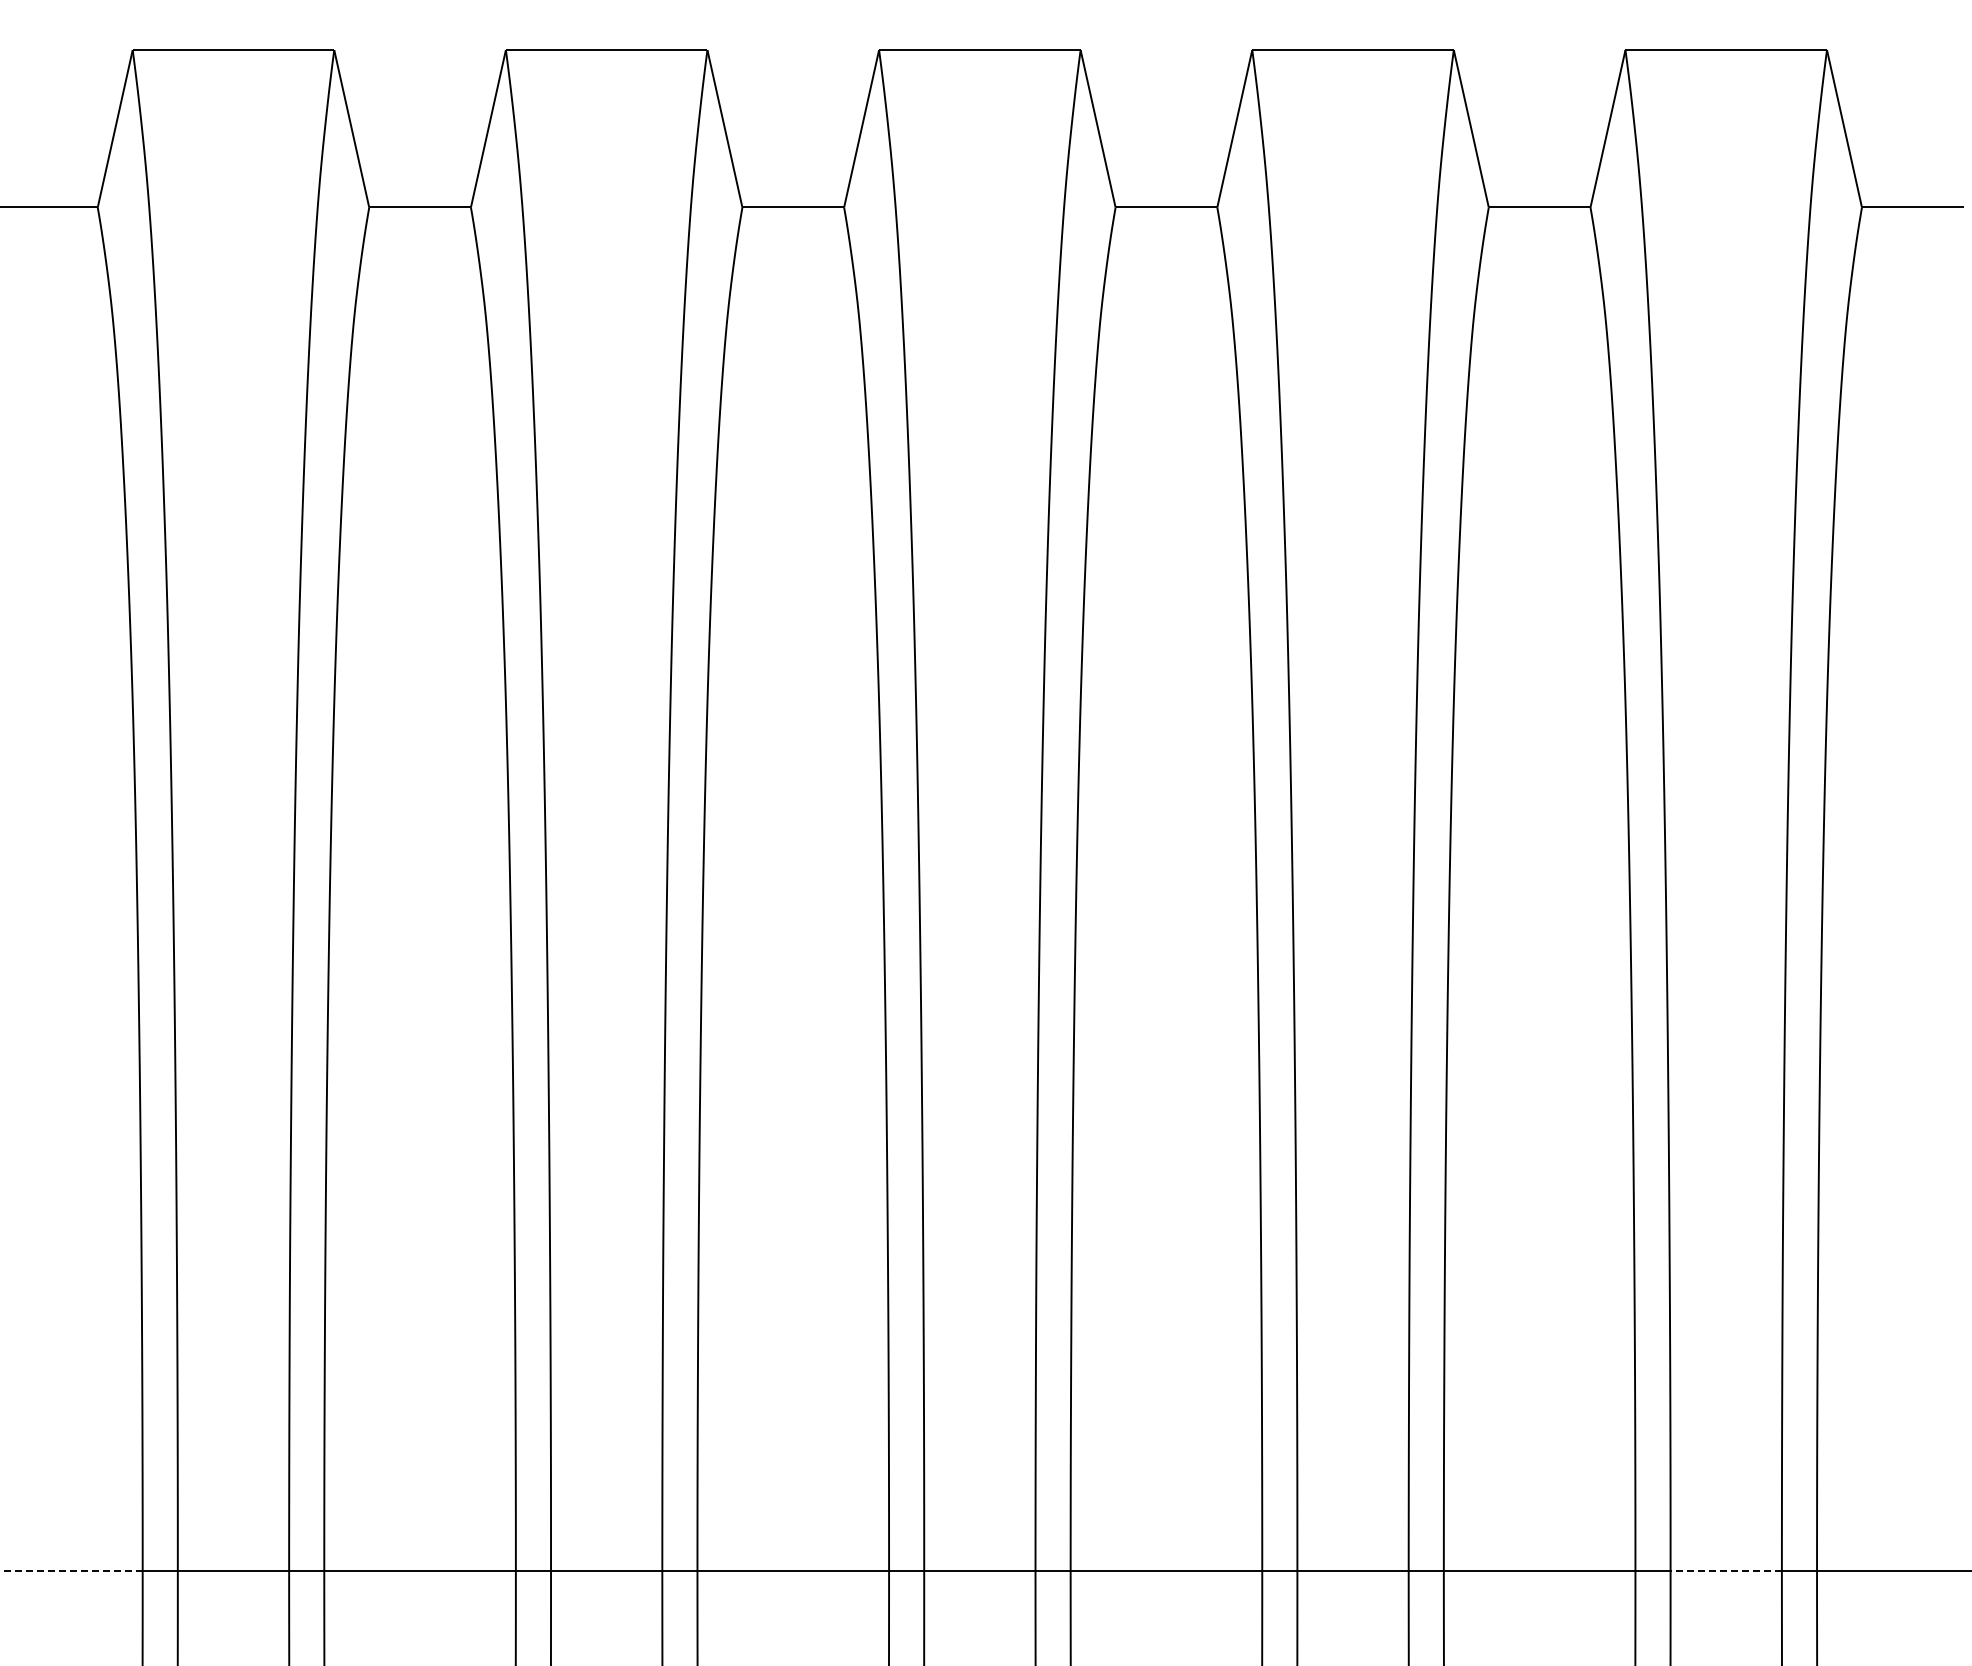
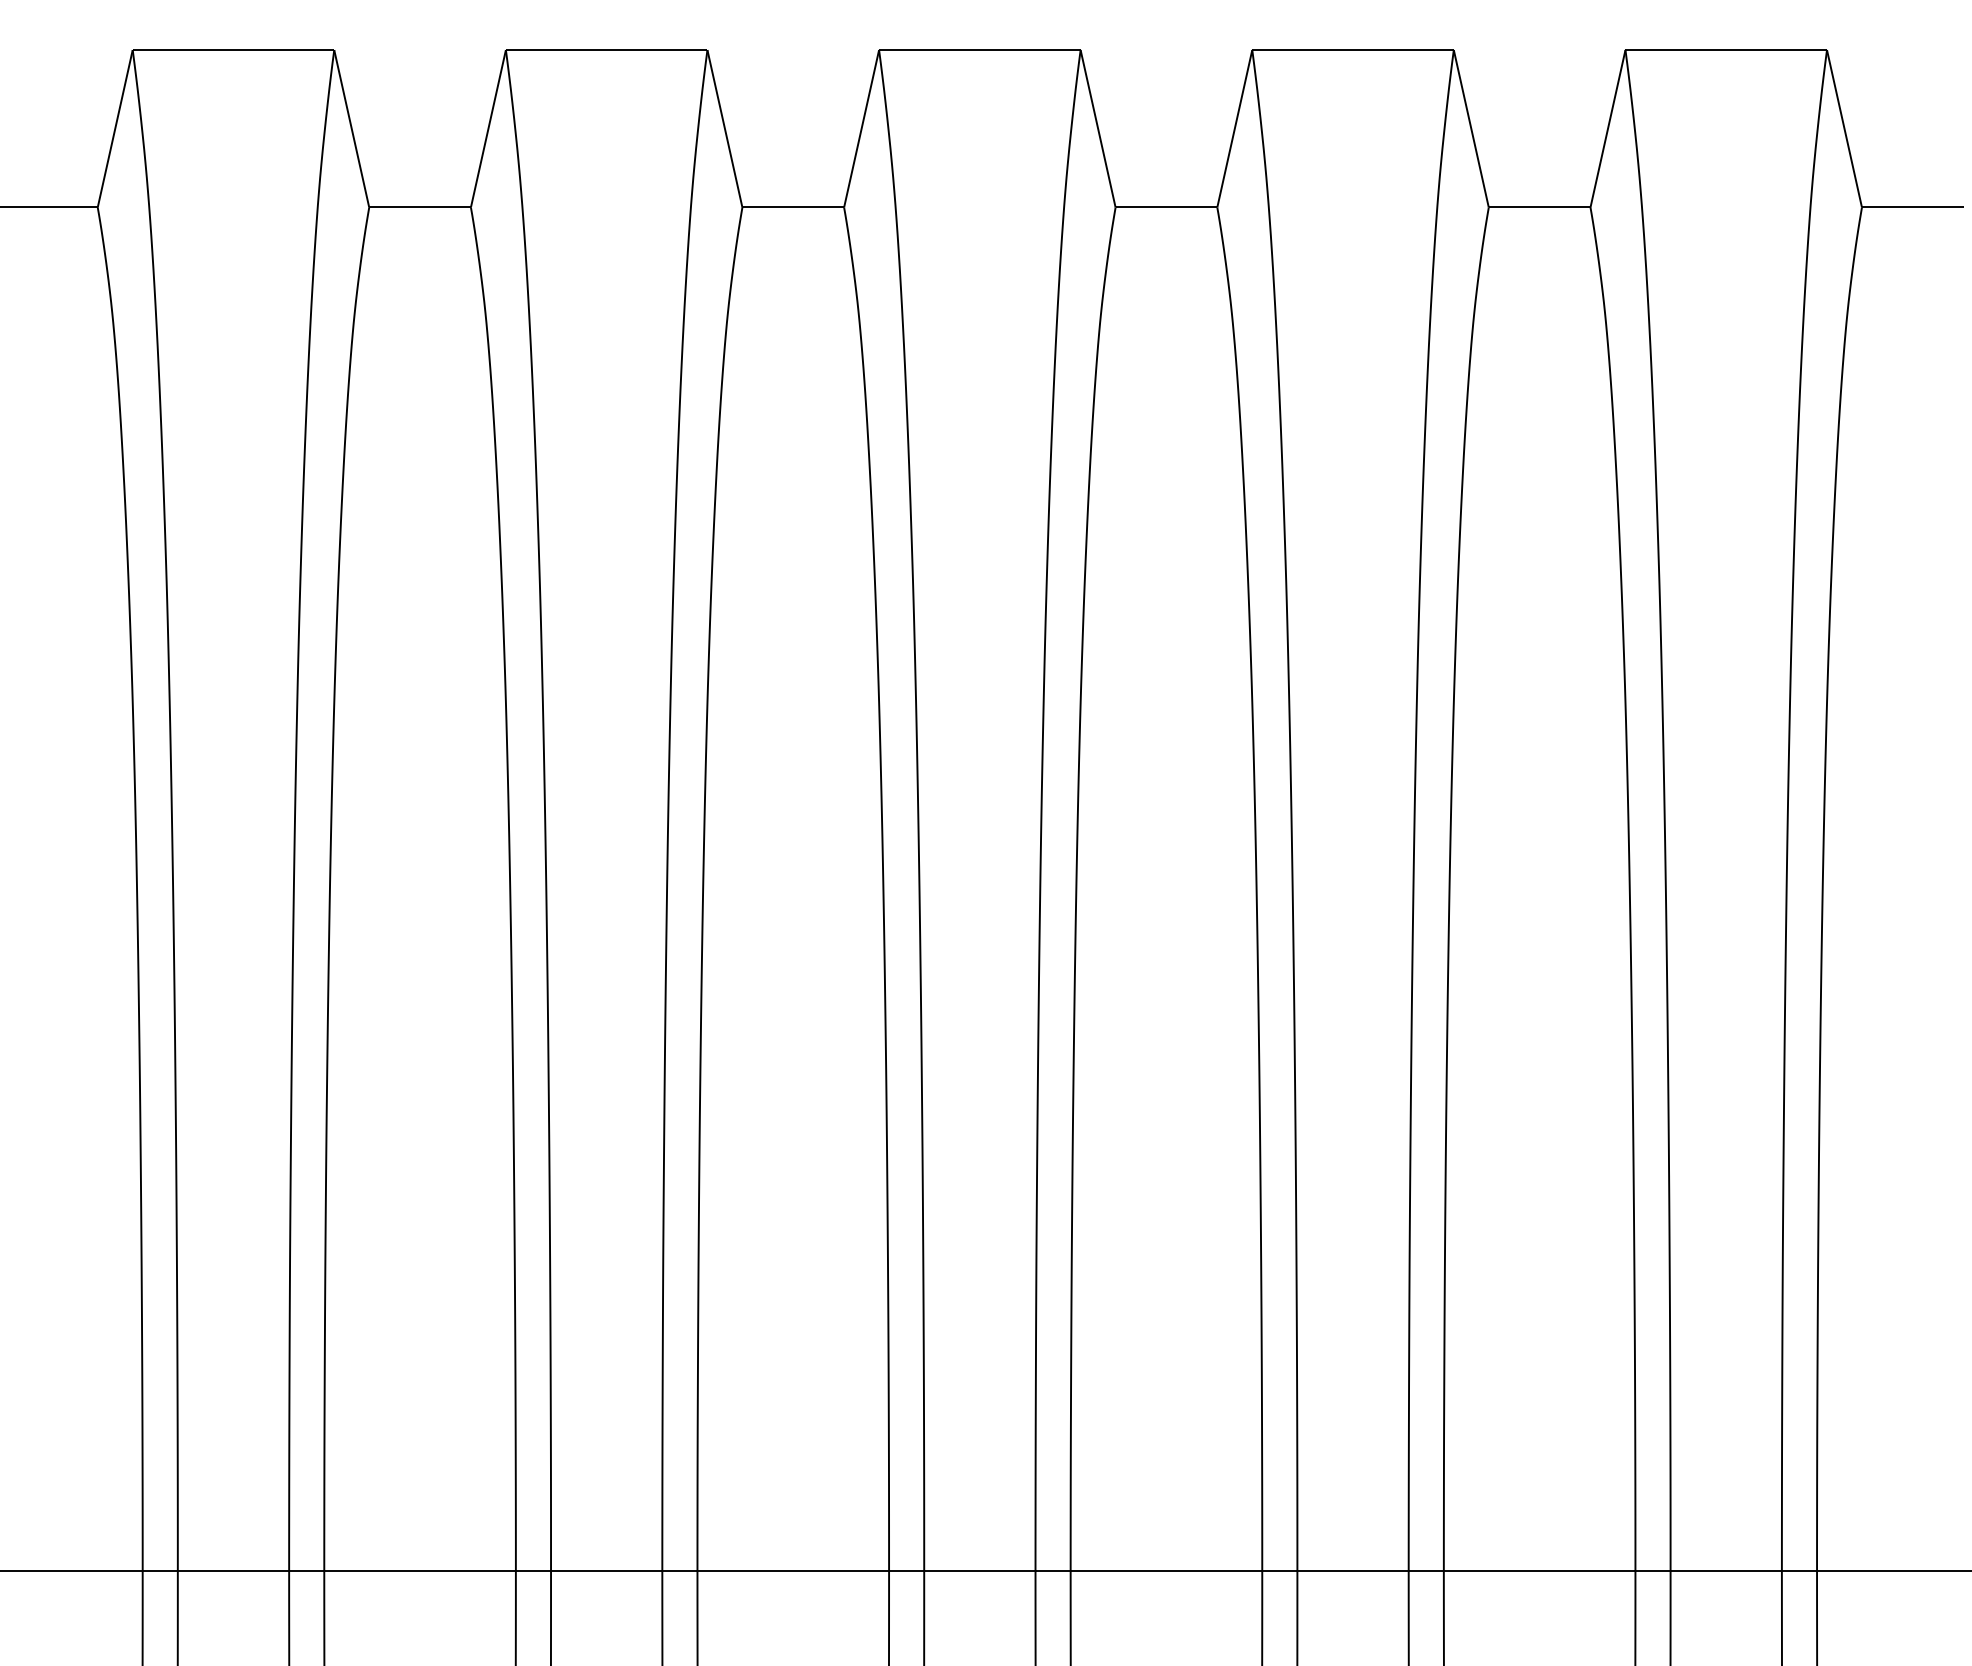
line: dashed -> solid (71, 1571)
line: dashed -> solid (1726, 1571)
